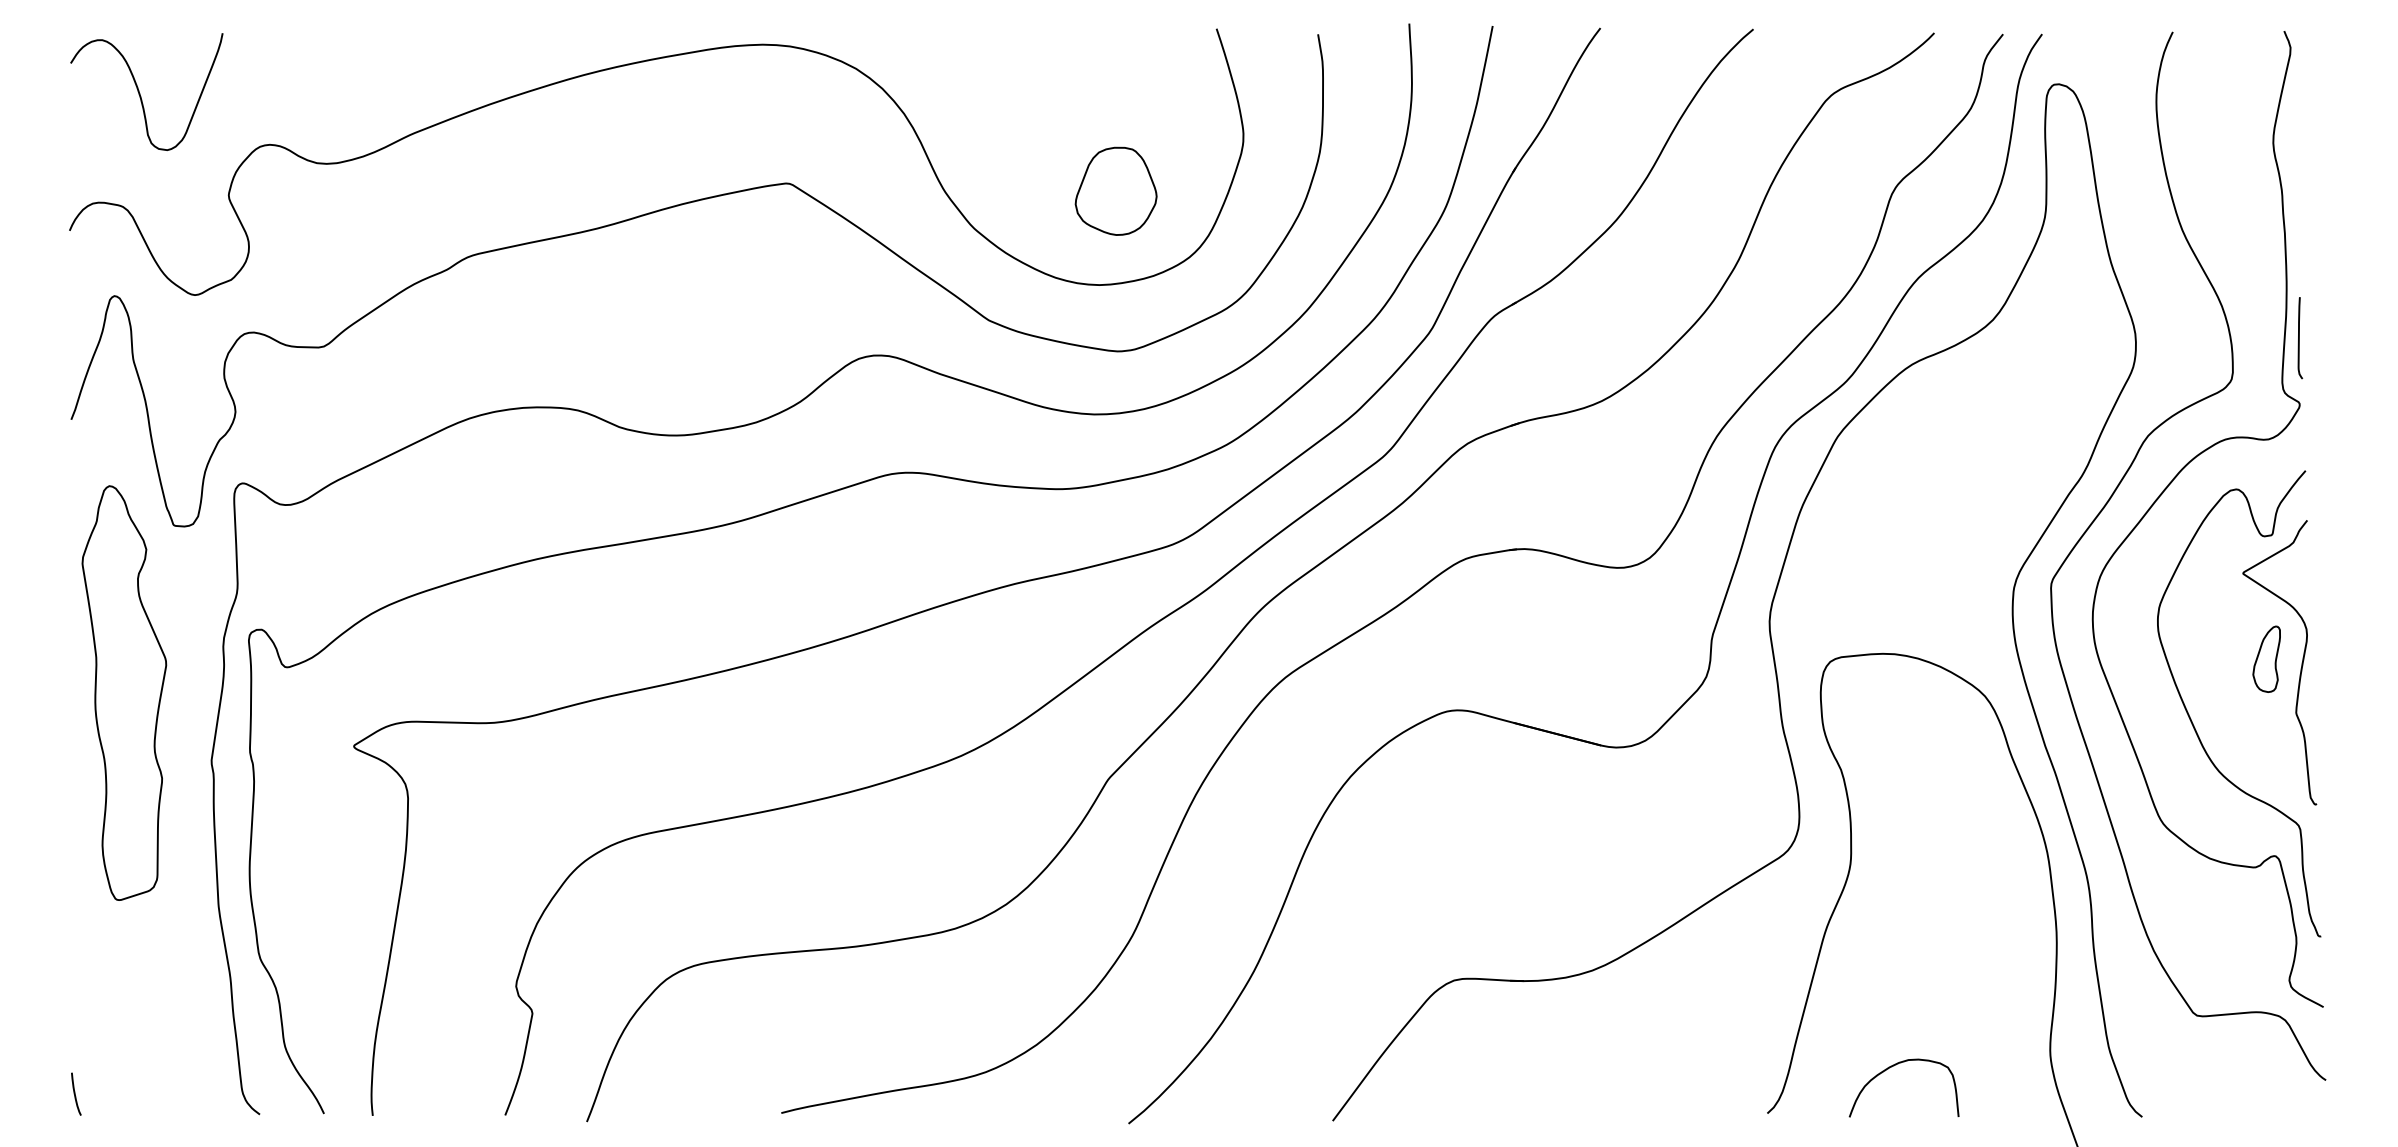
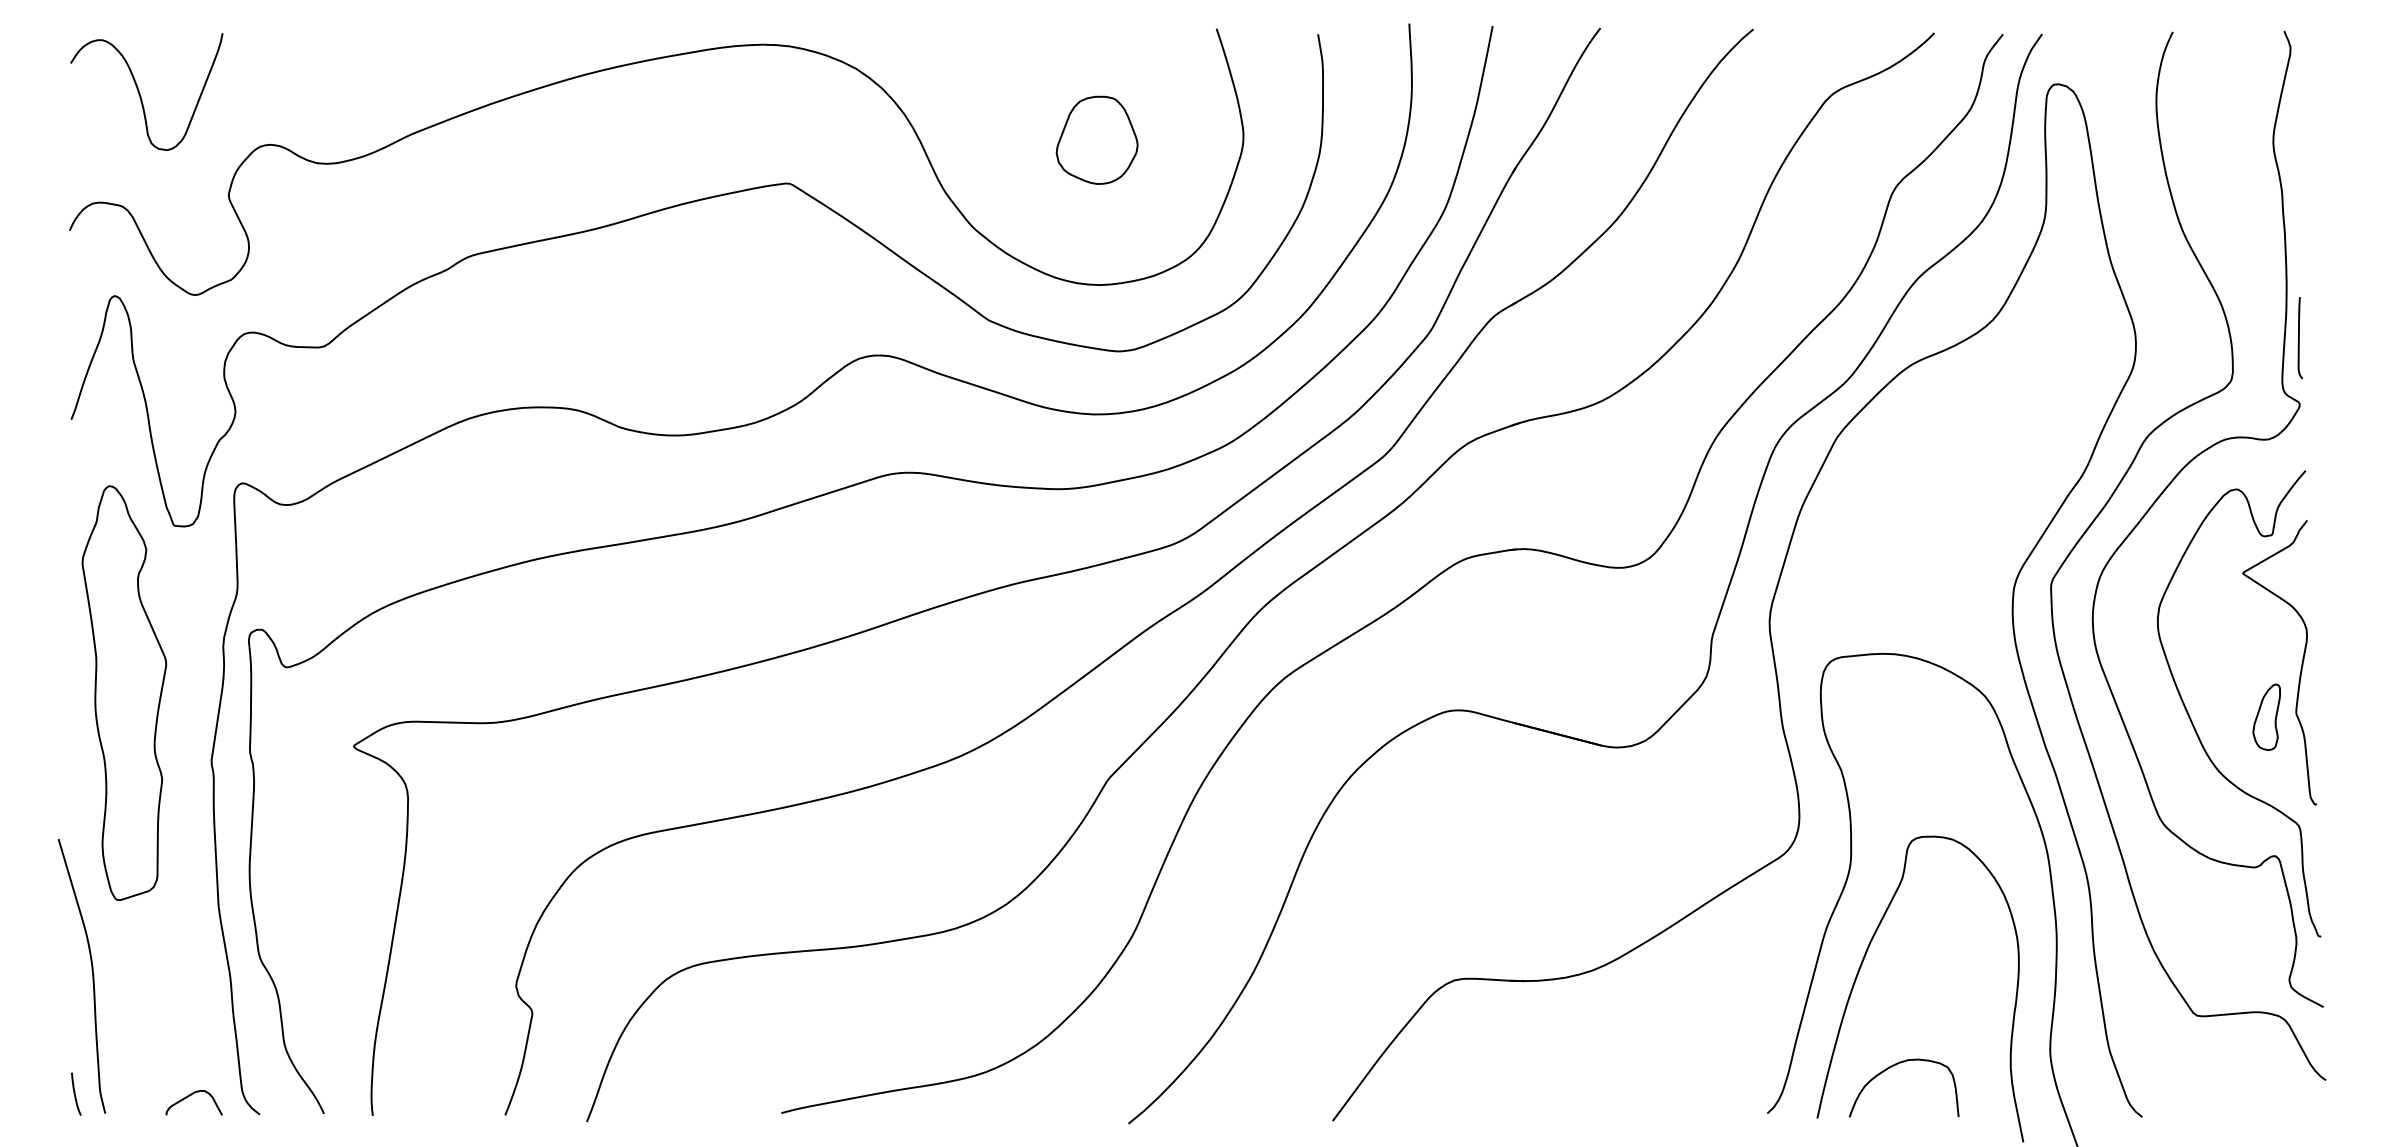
part position: (1115, 190) -> (1096, 139) (1096, 139)
part position: (2266, 658) -> (2266, 716) (2266, 716)
curve: none -> present (1861, 967)
curve: none -> present (92, 976)
curve: none -> present (188, 1097)
